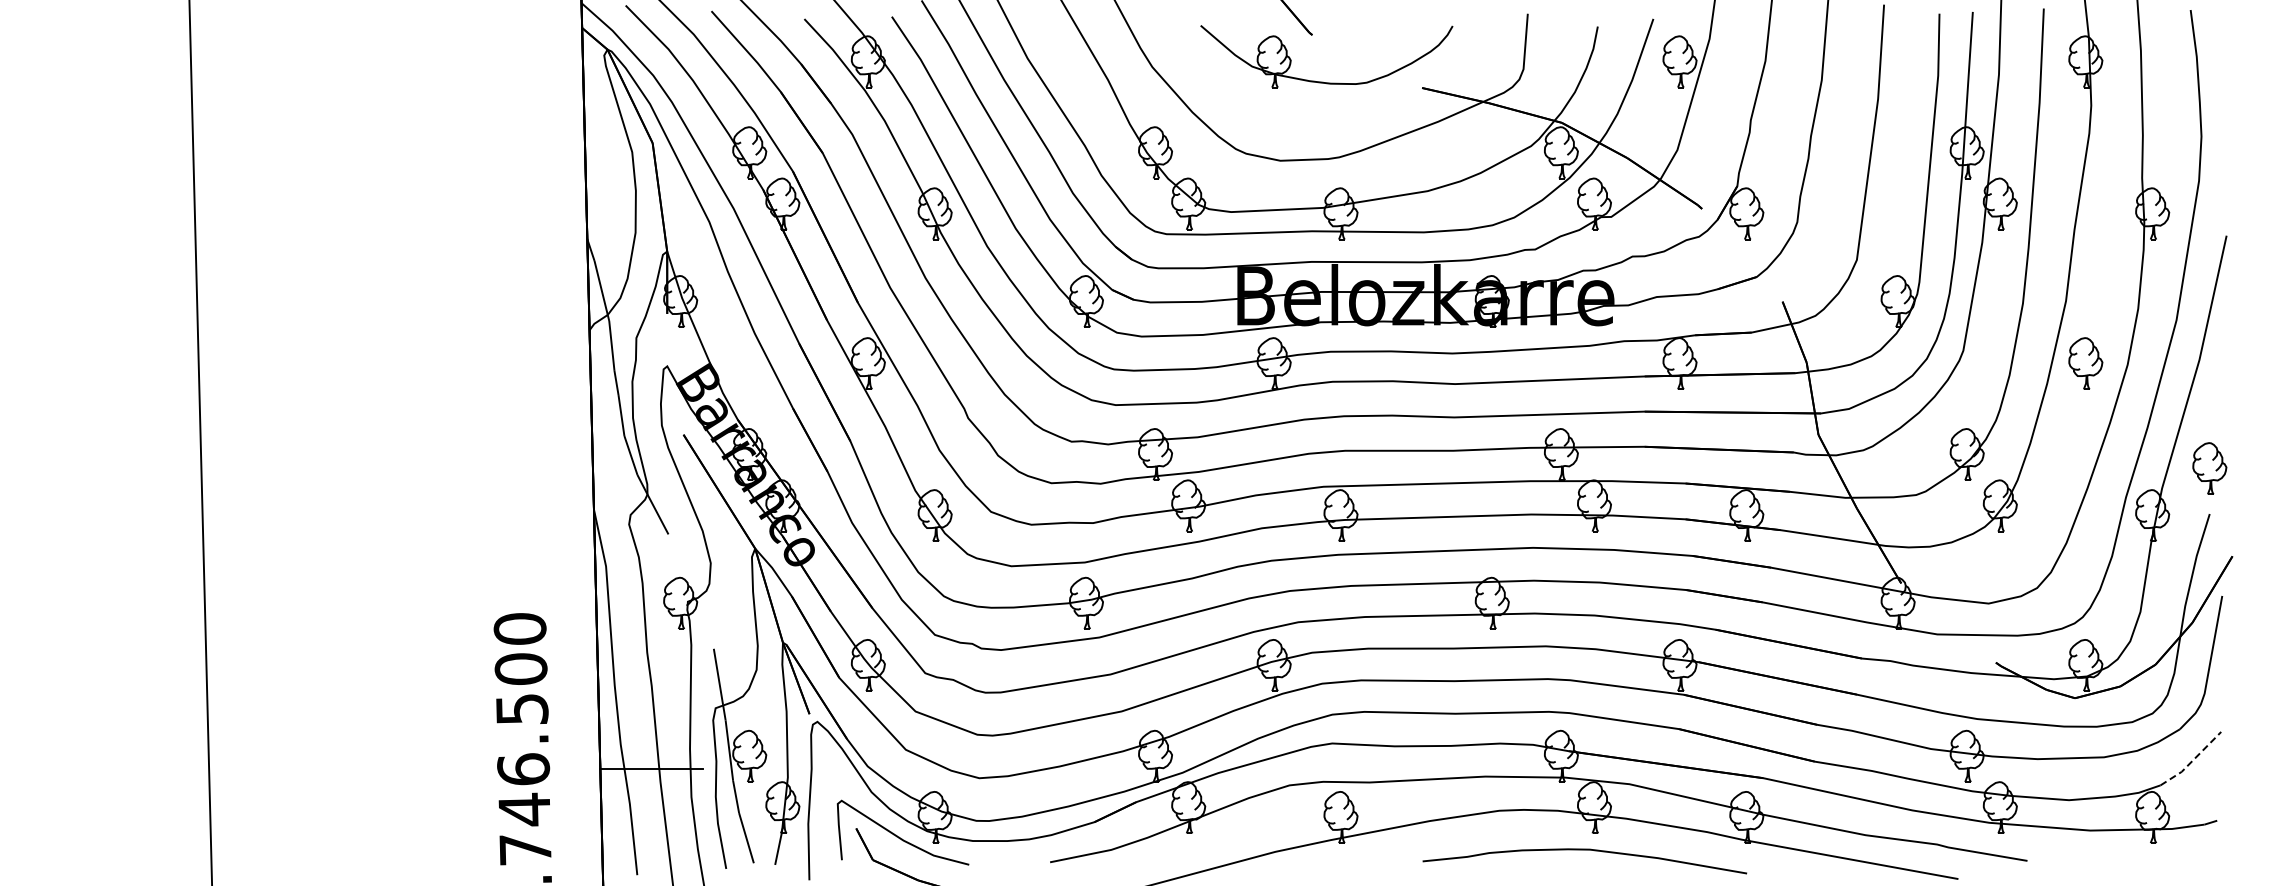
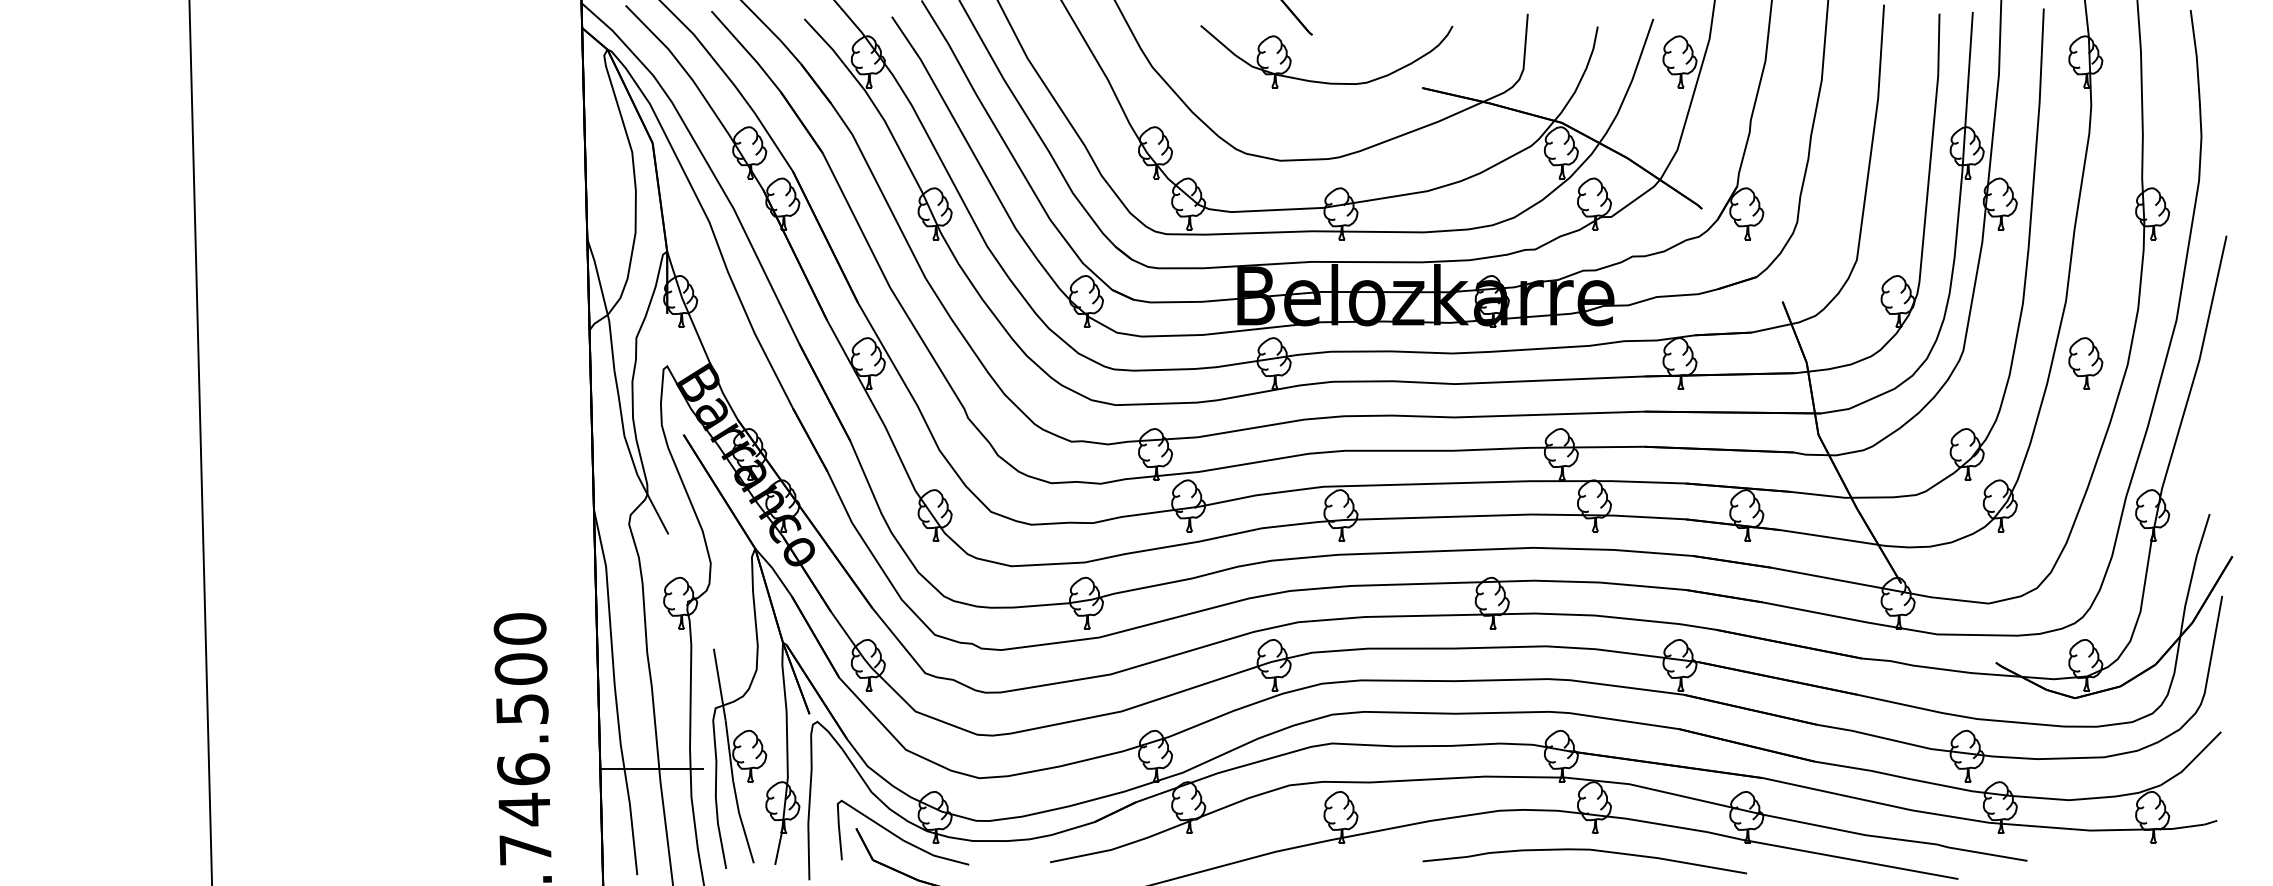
part: present -> none (2209, 468)
line: dashed -> solid (2192, 761)
